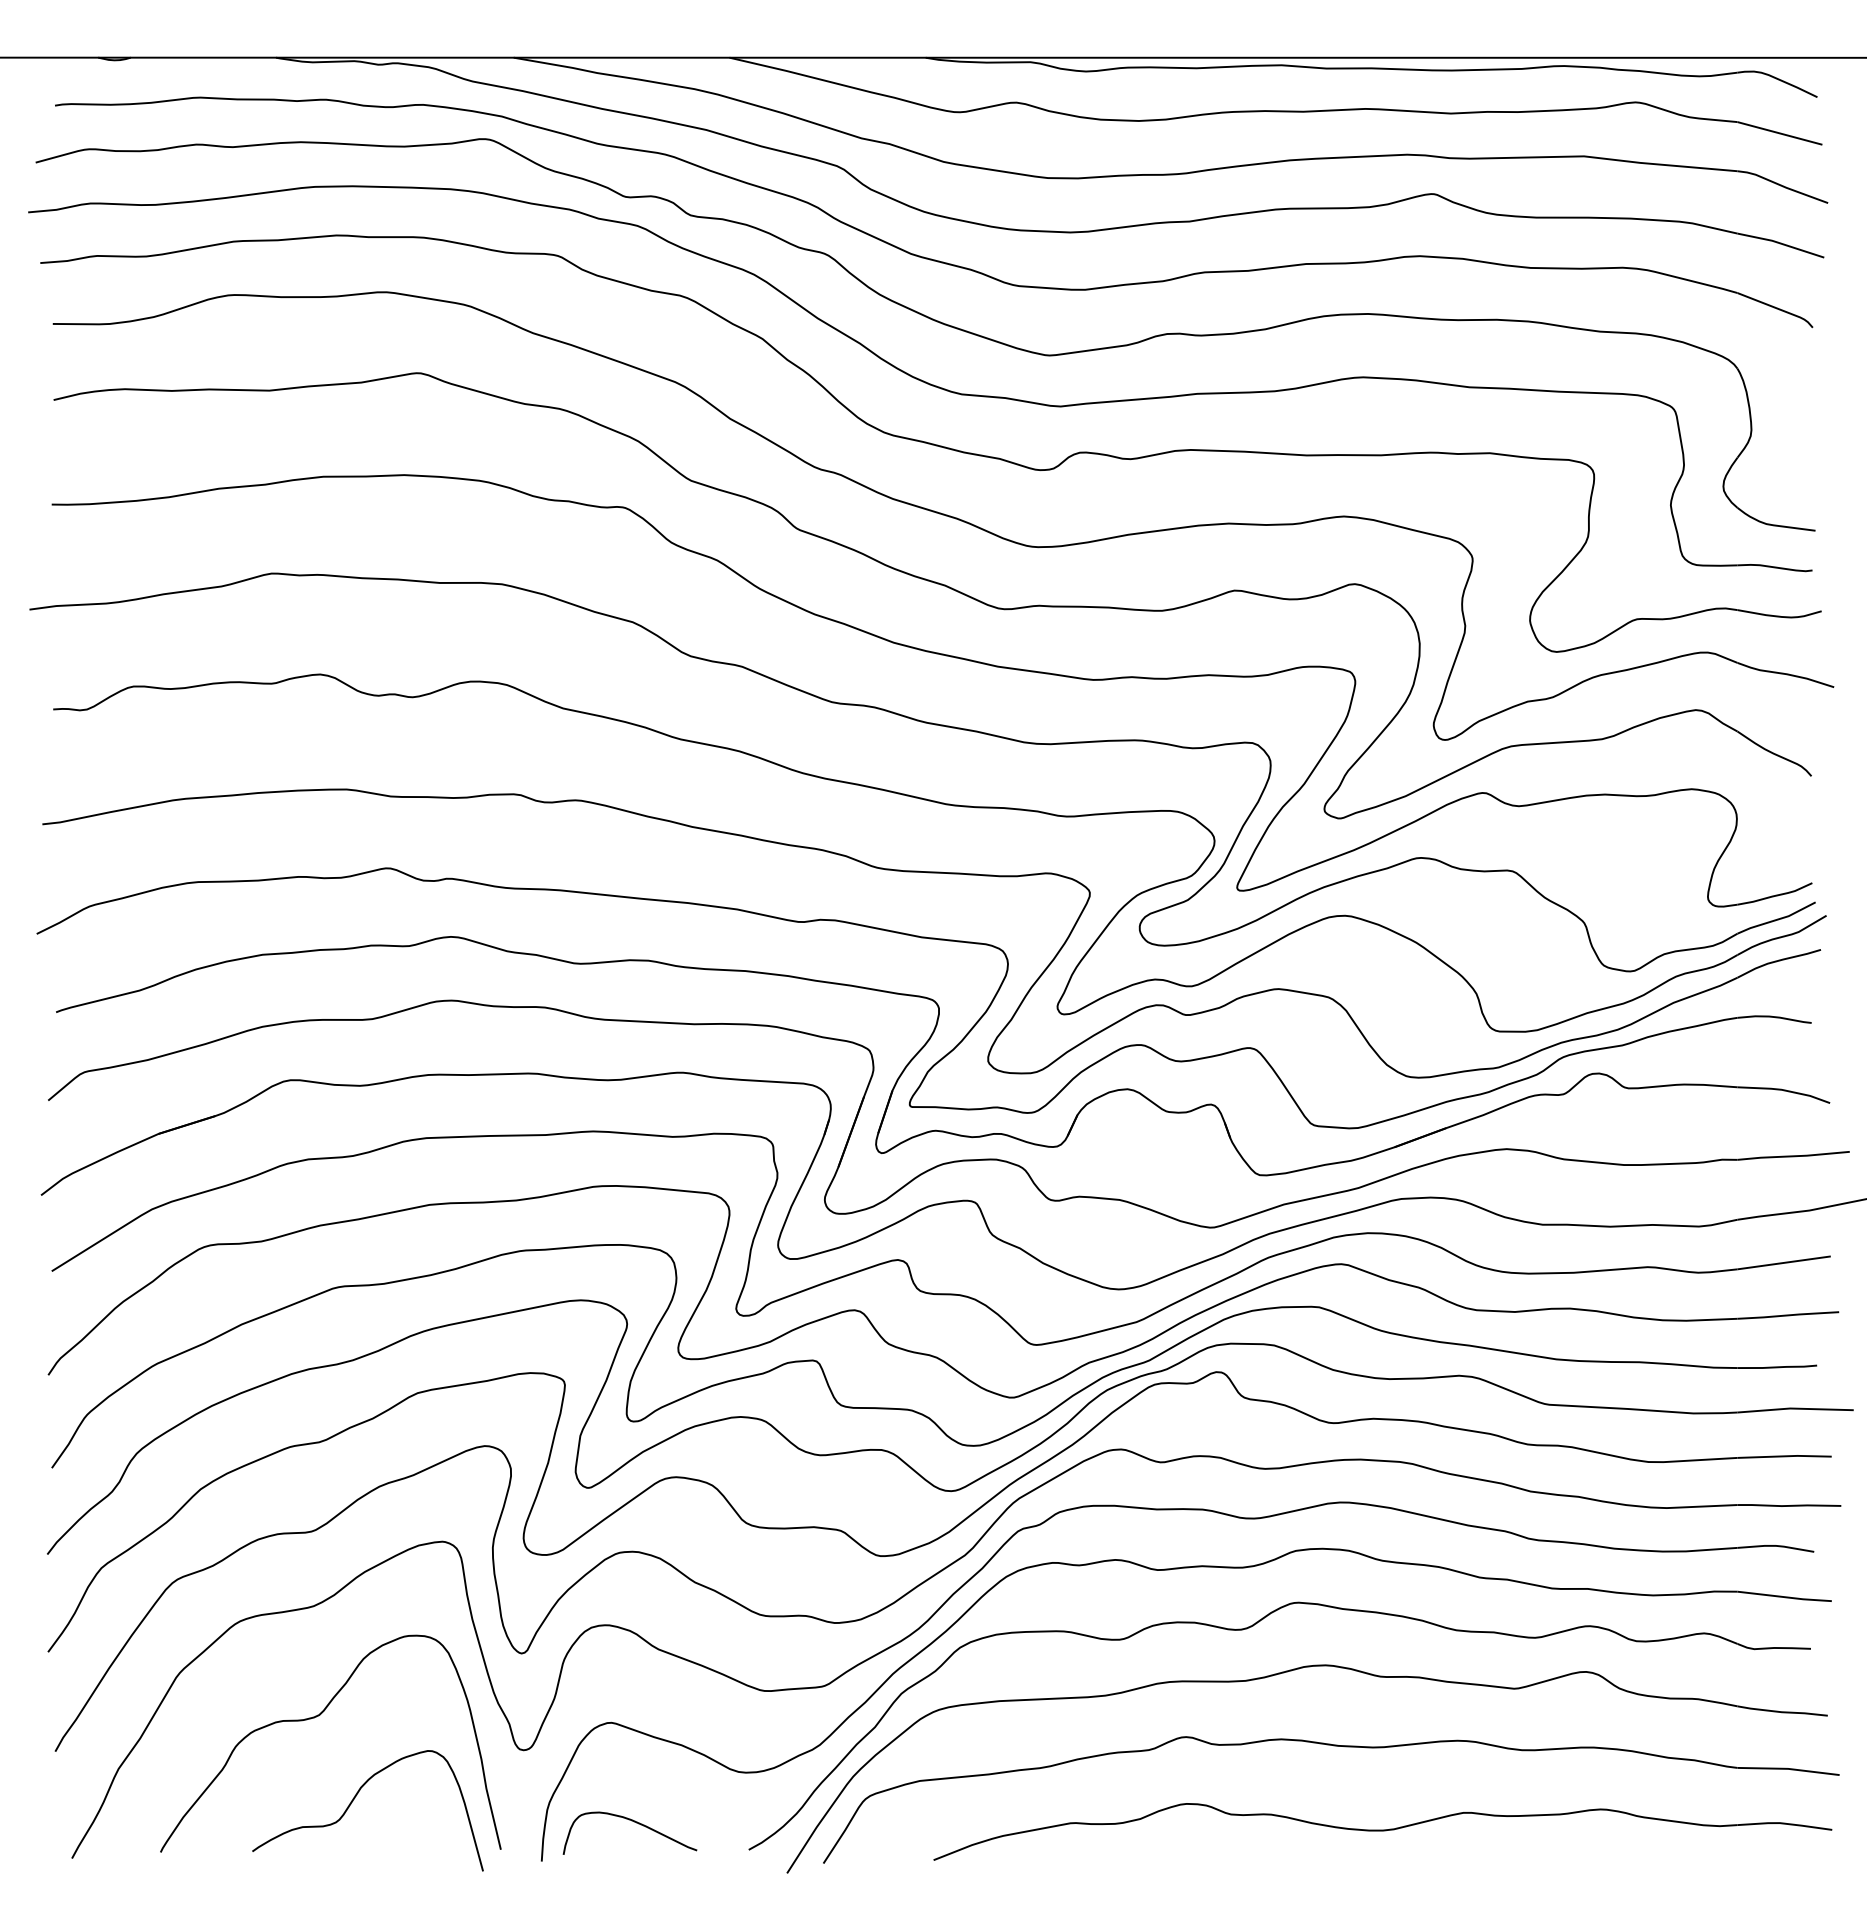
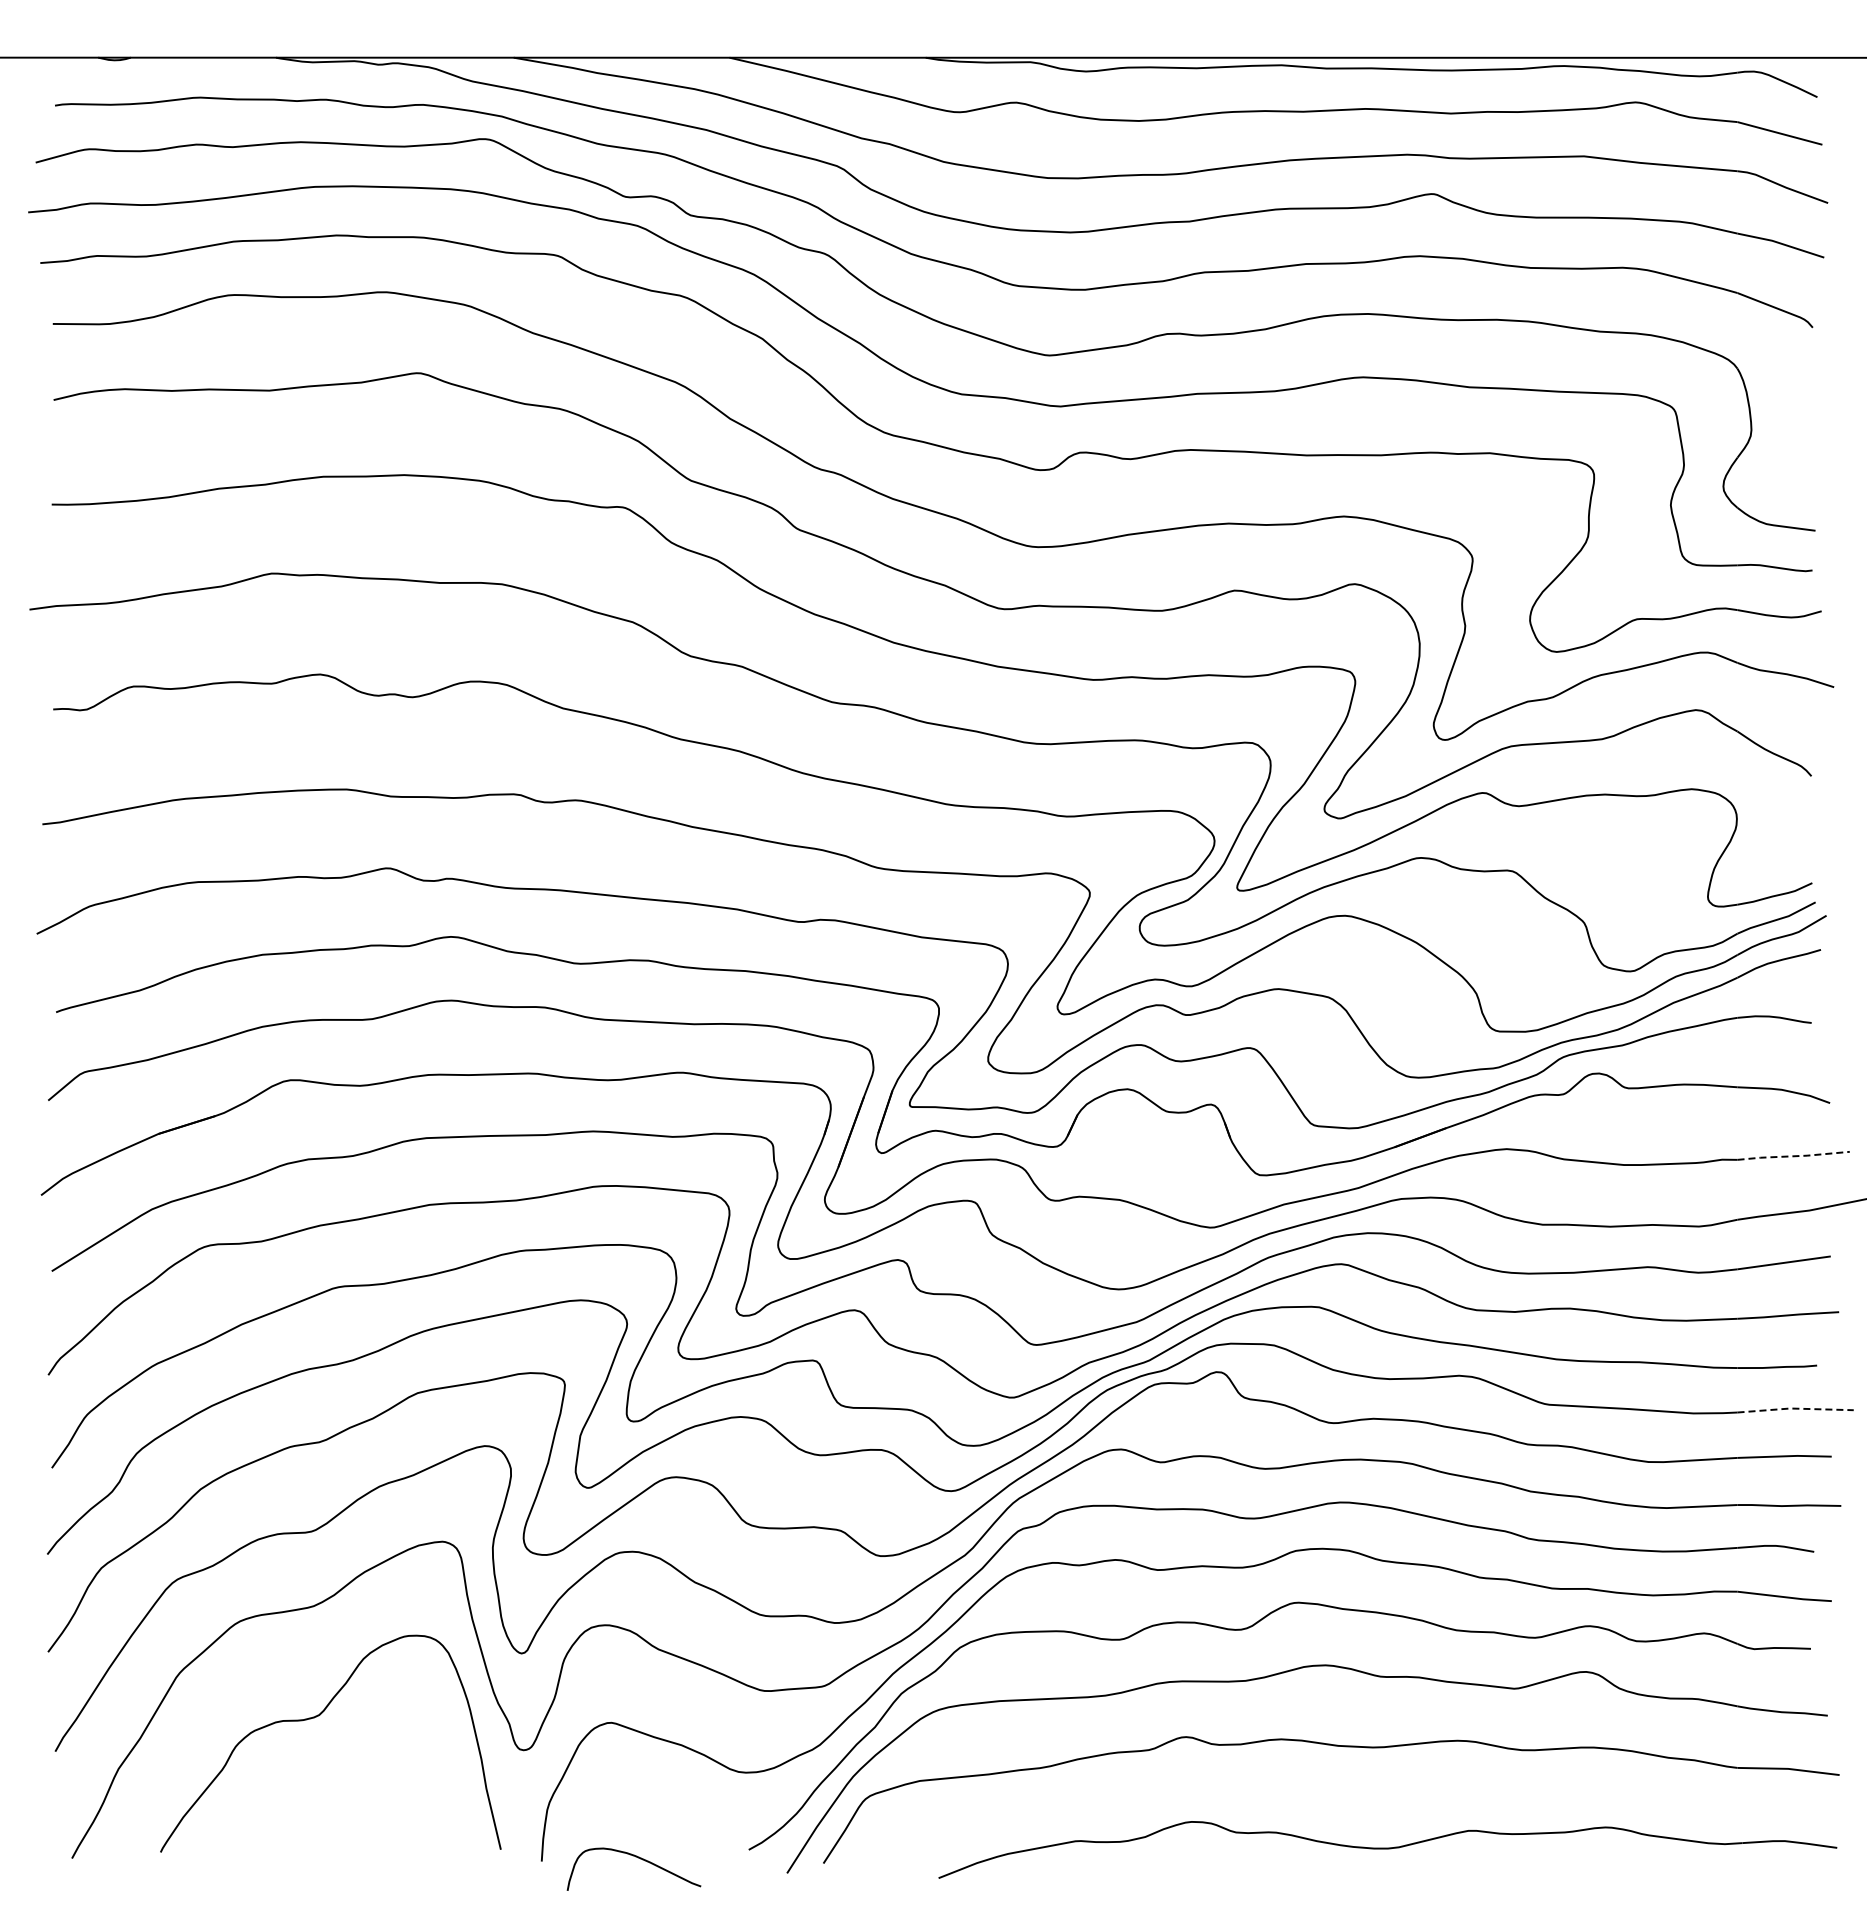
line: solid -> dashed (1793, 1156)
line: solid -> dashed (1795, 1408)
curve: present -> none (353, 1801)
curve position: (631, 1821) -> (635, 1857) (635, 1857)
part position: (1382, 1831) -> (1387, 1849) (1387, 1849)
